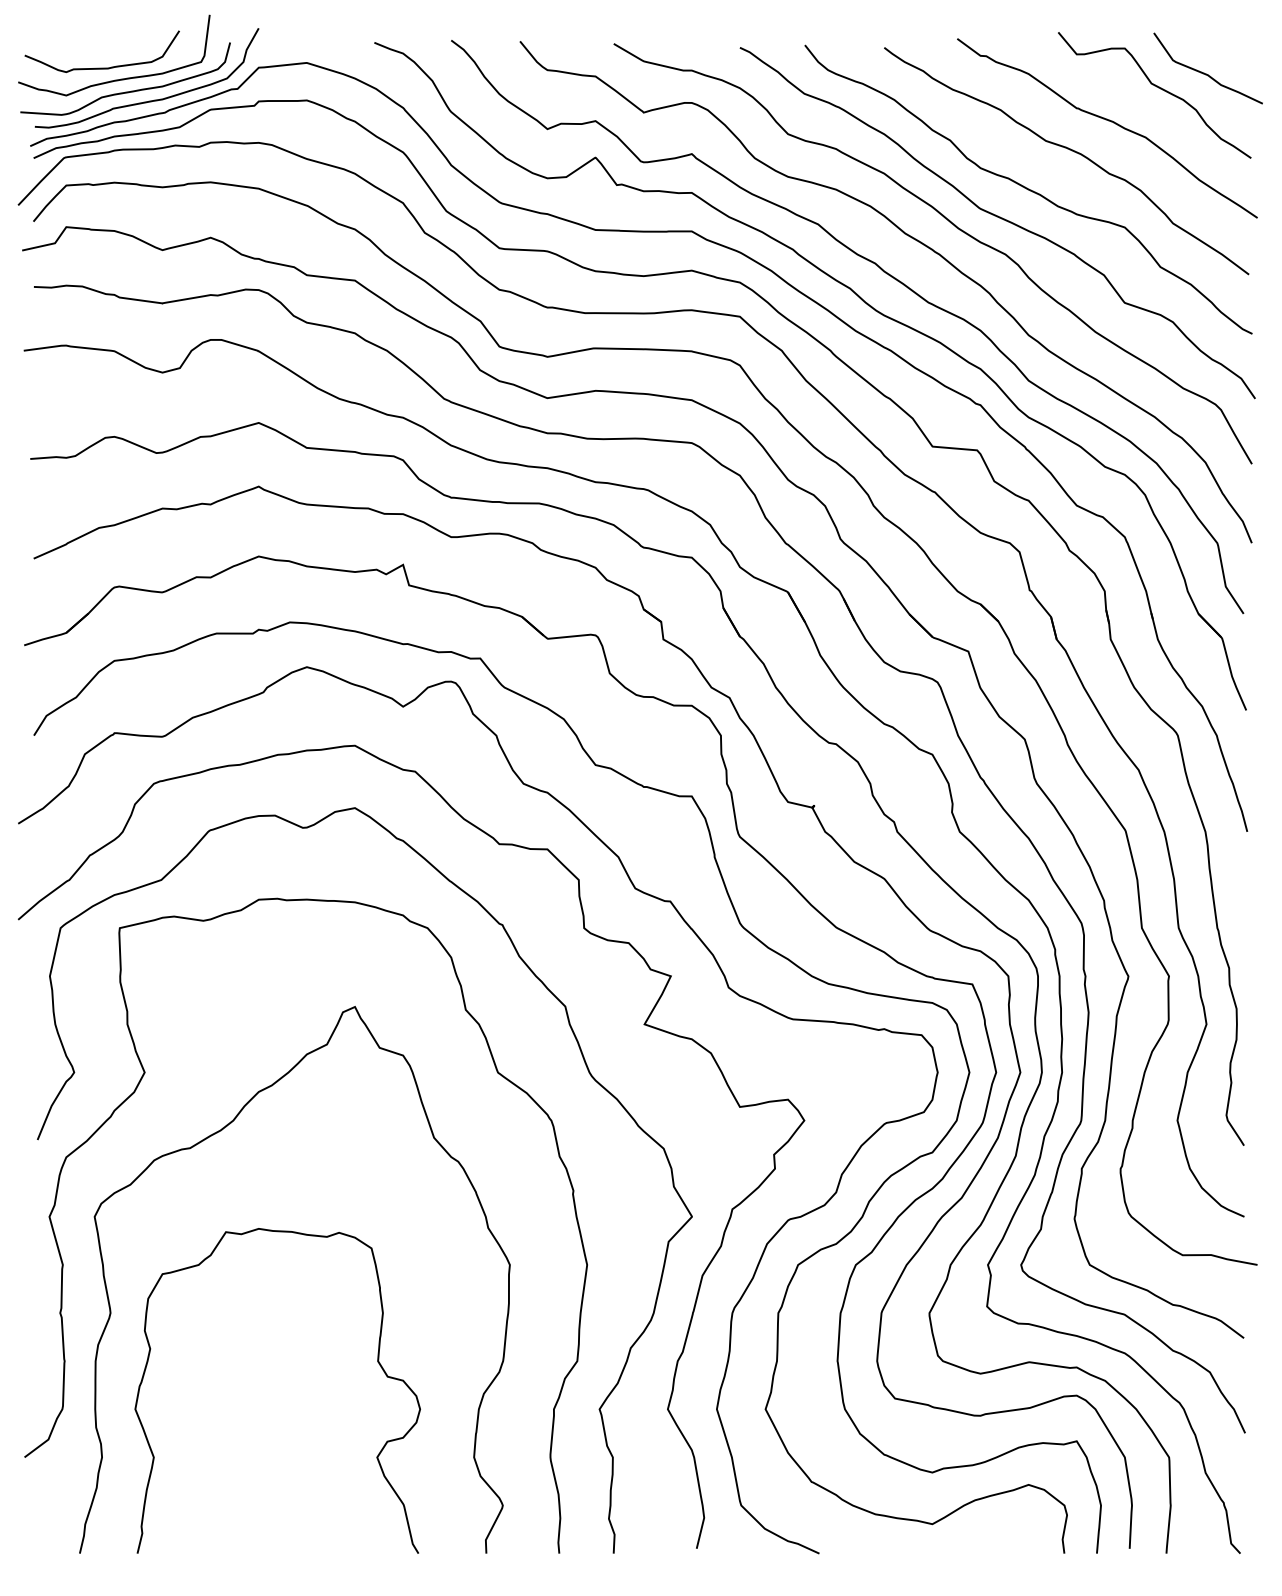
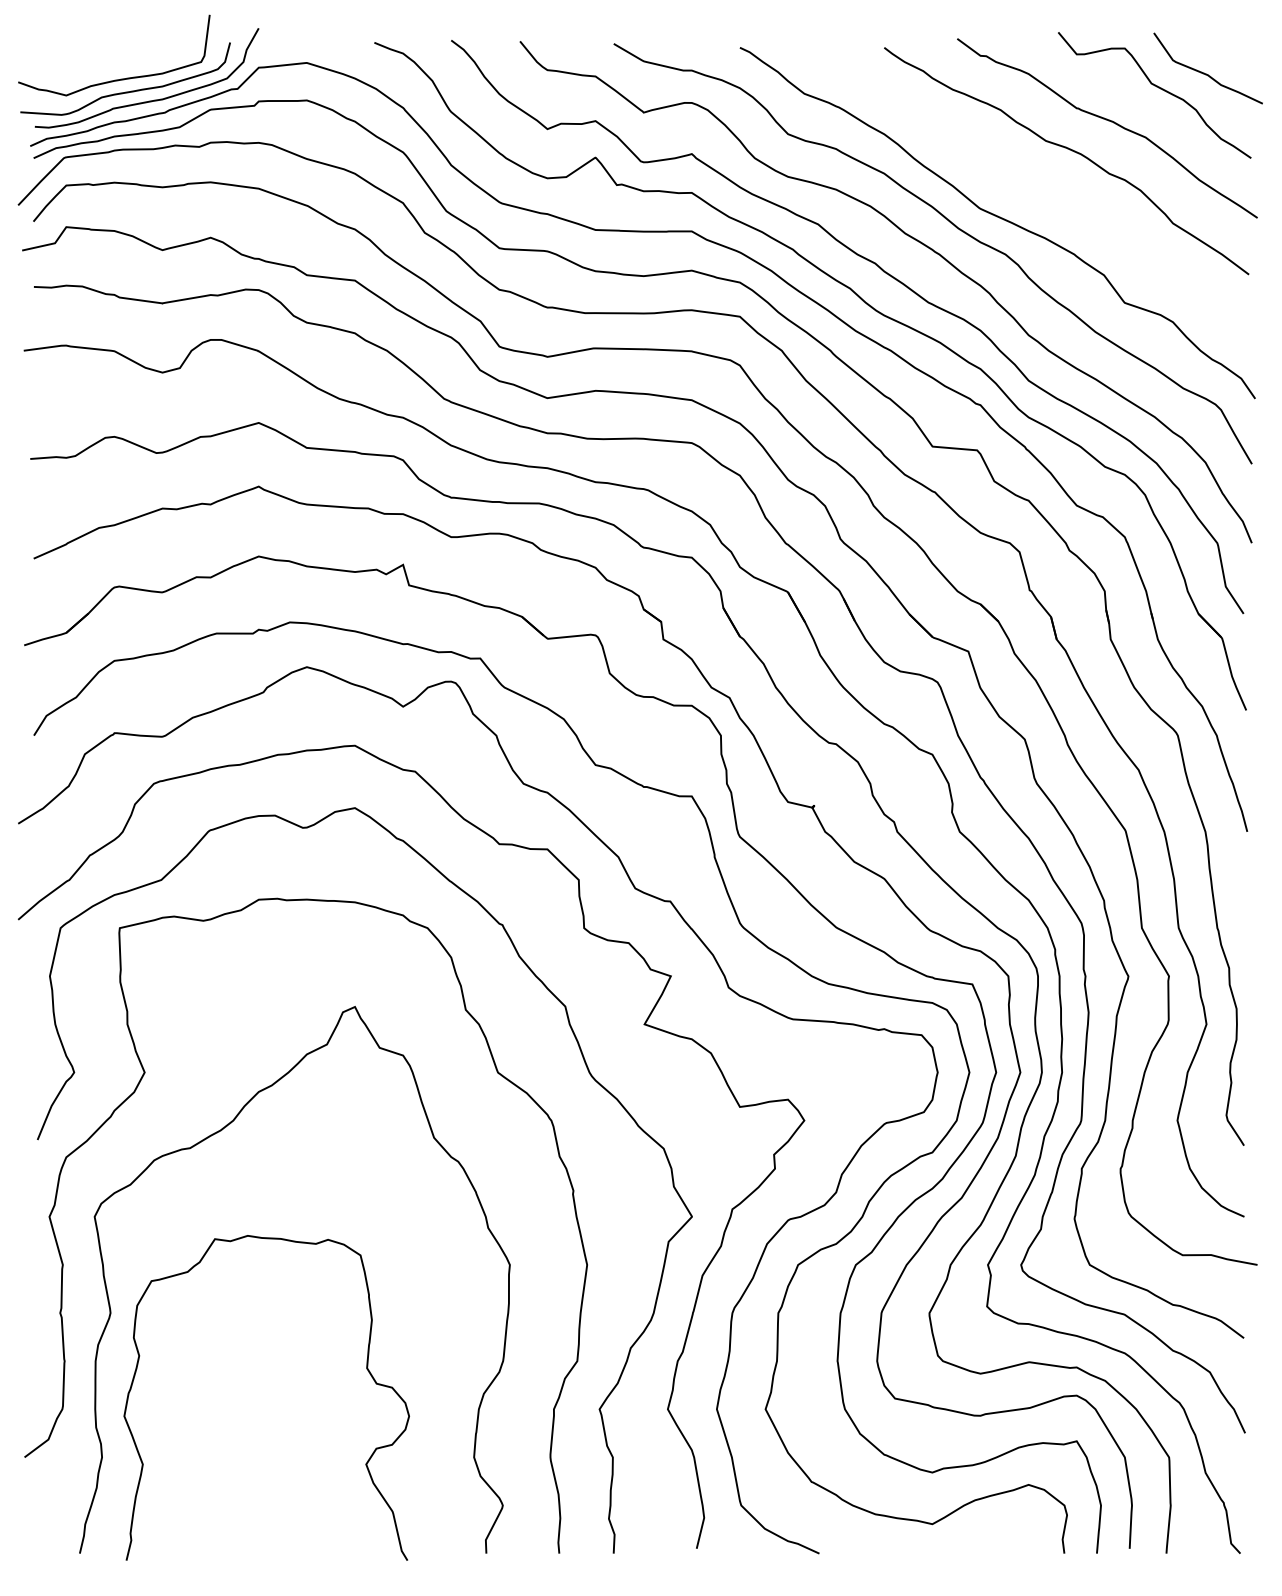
curve: present -> none (101, 67)
curve: present -> none (1028, 189)
curve position: (377, 1362) -> (366, 1369) (366, 1369)
